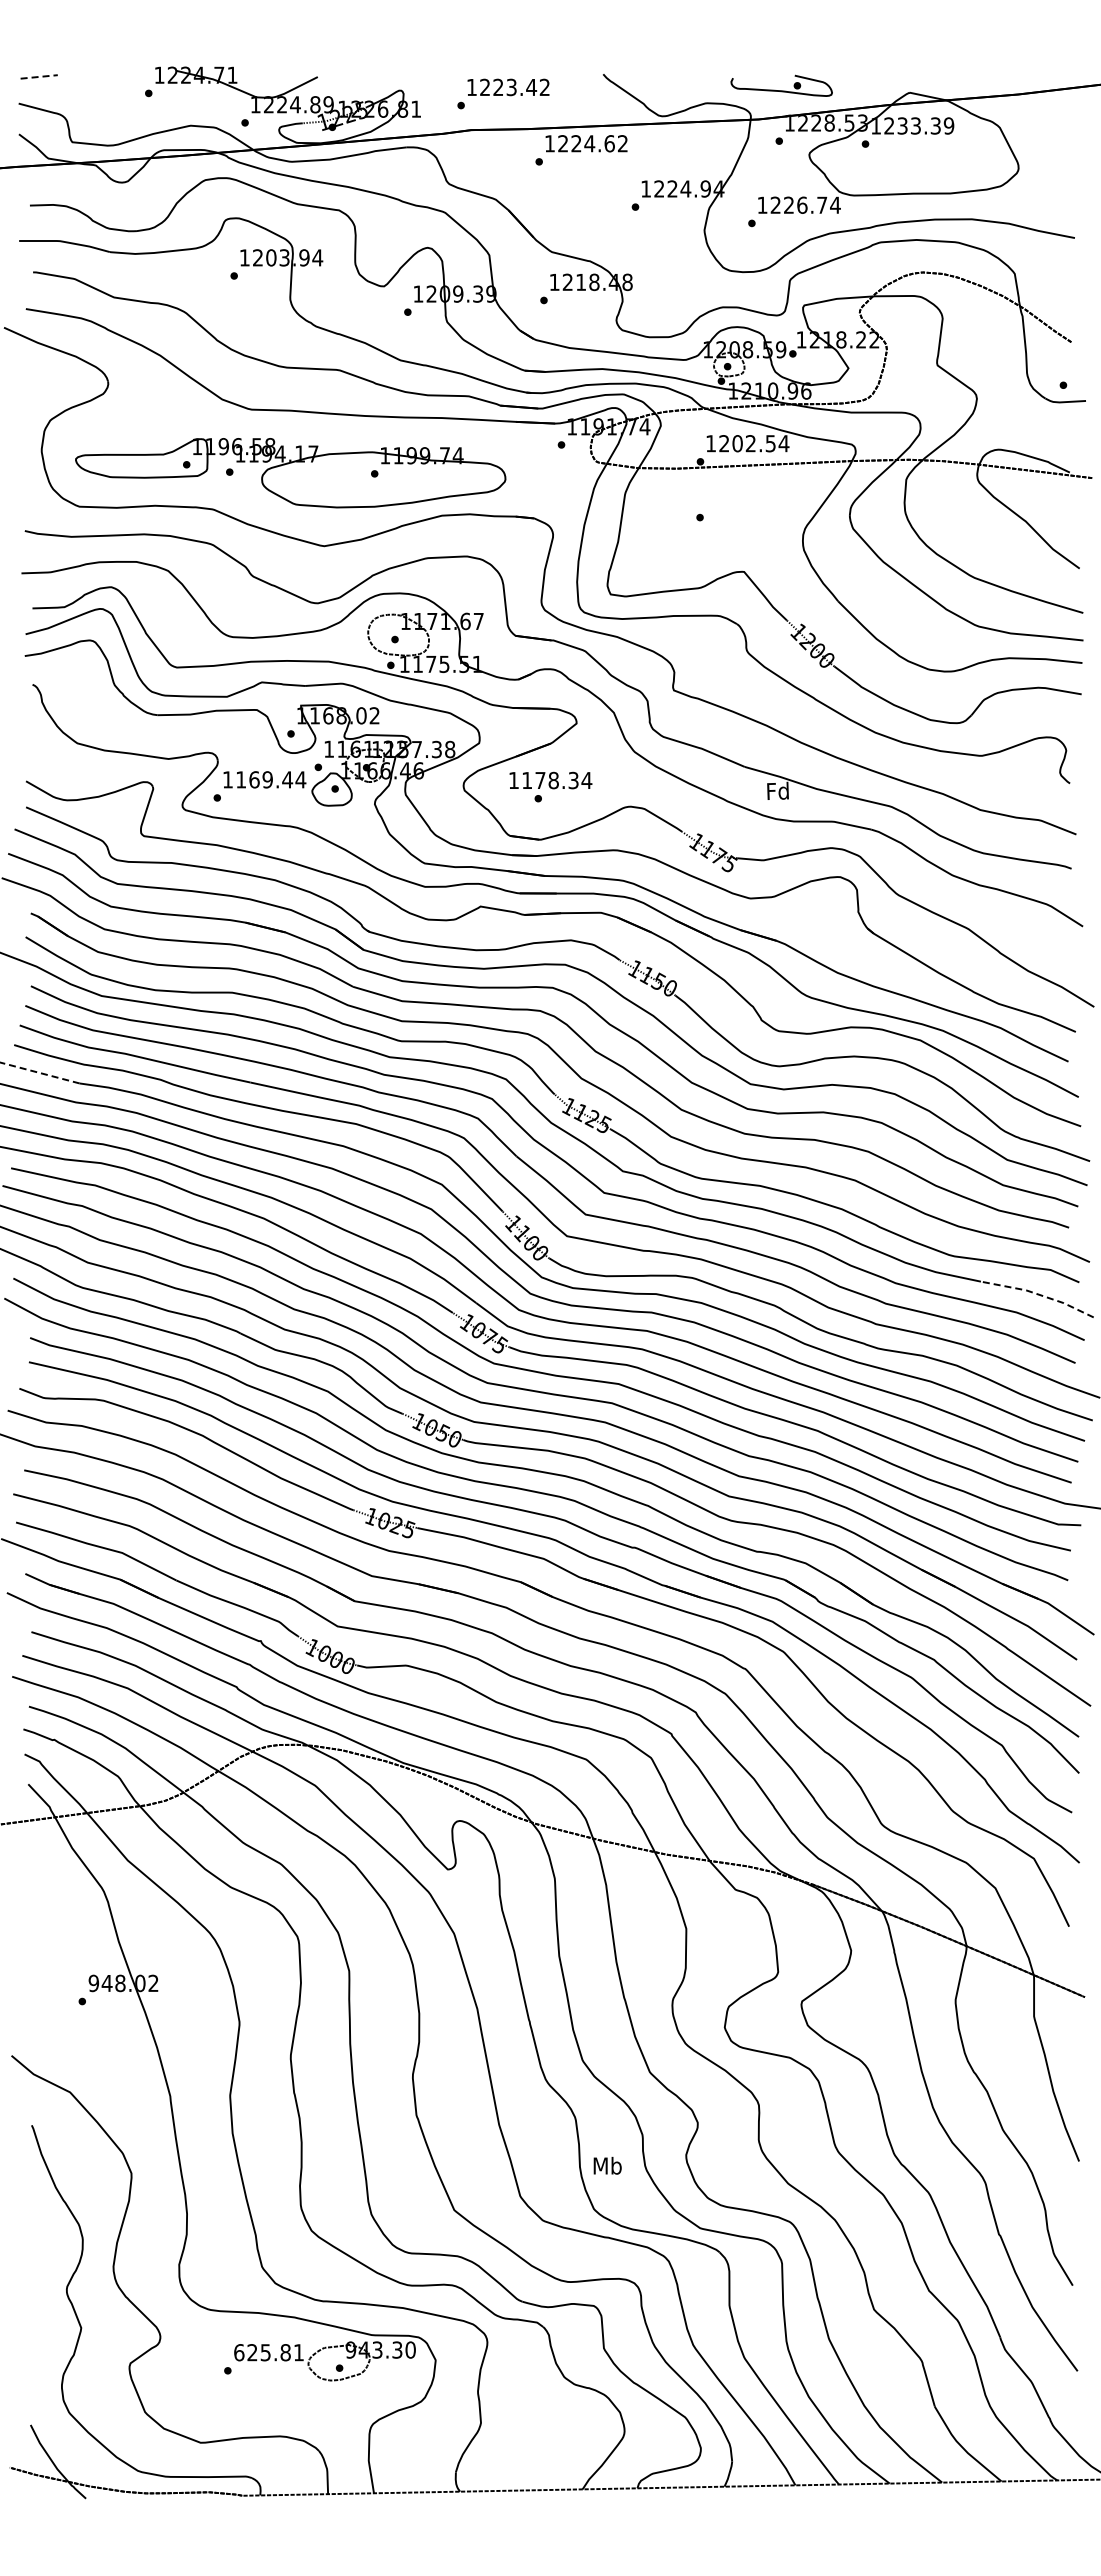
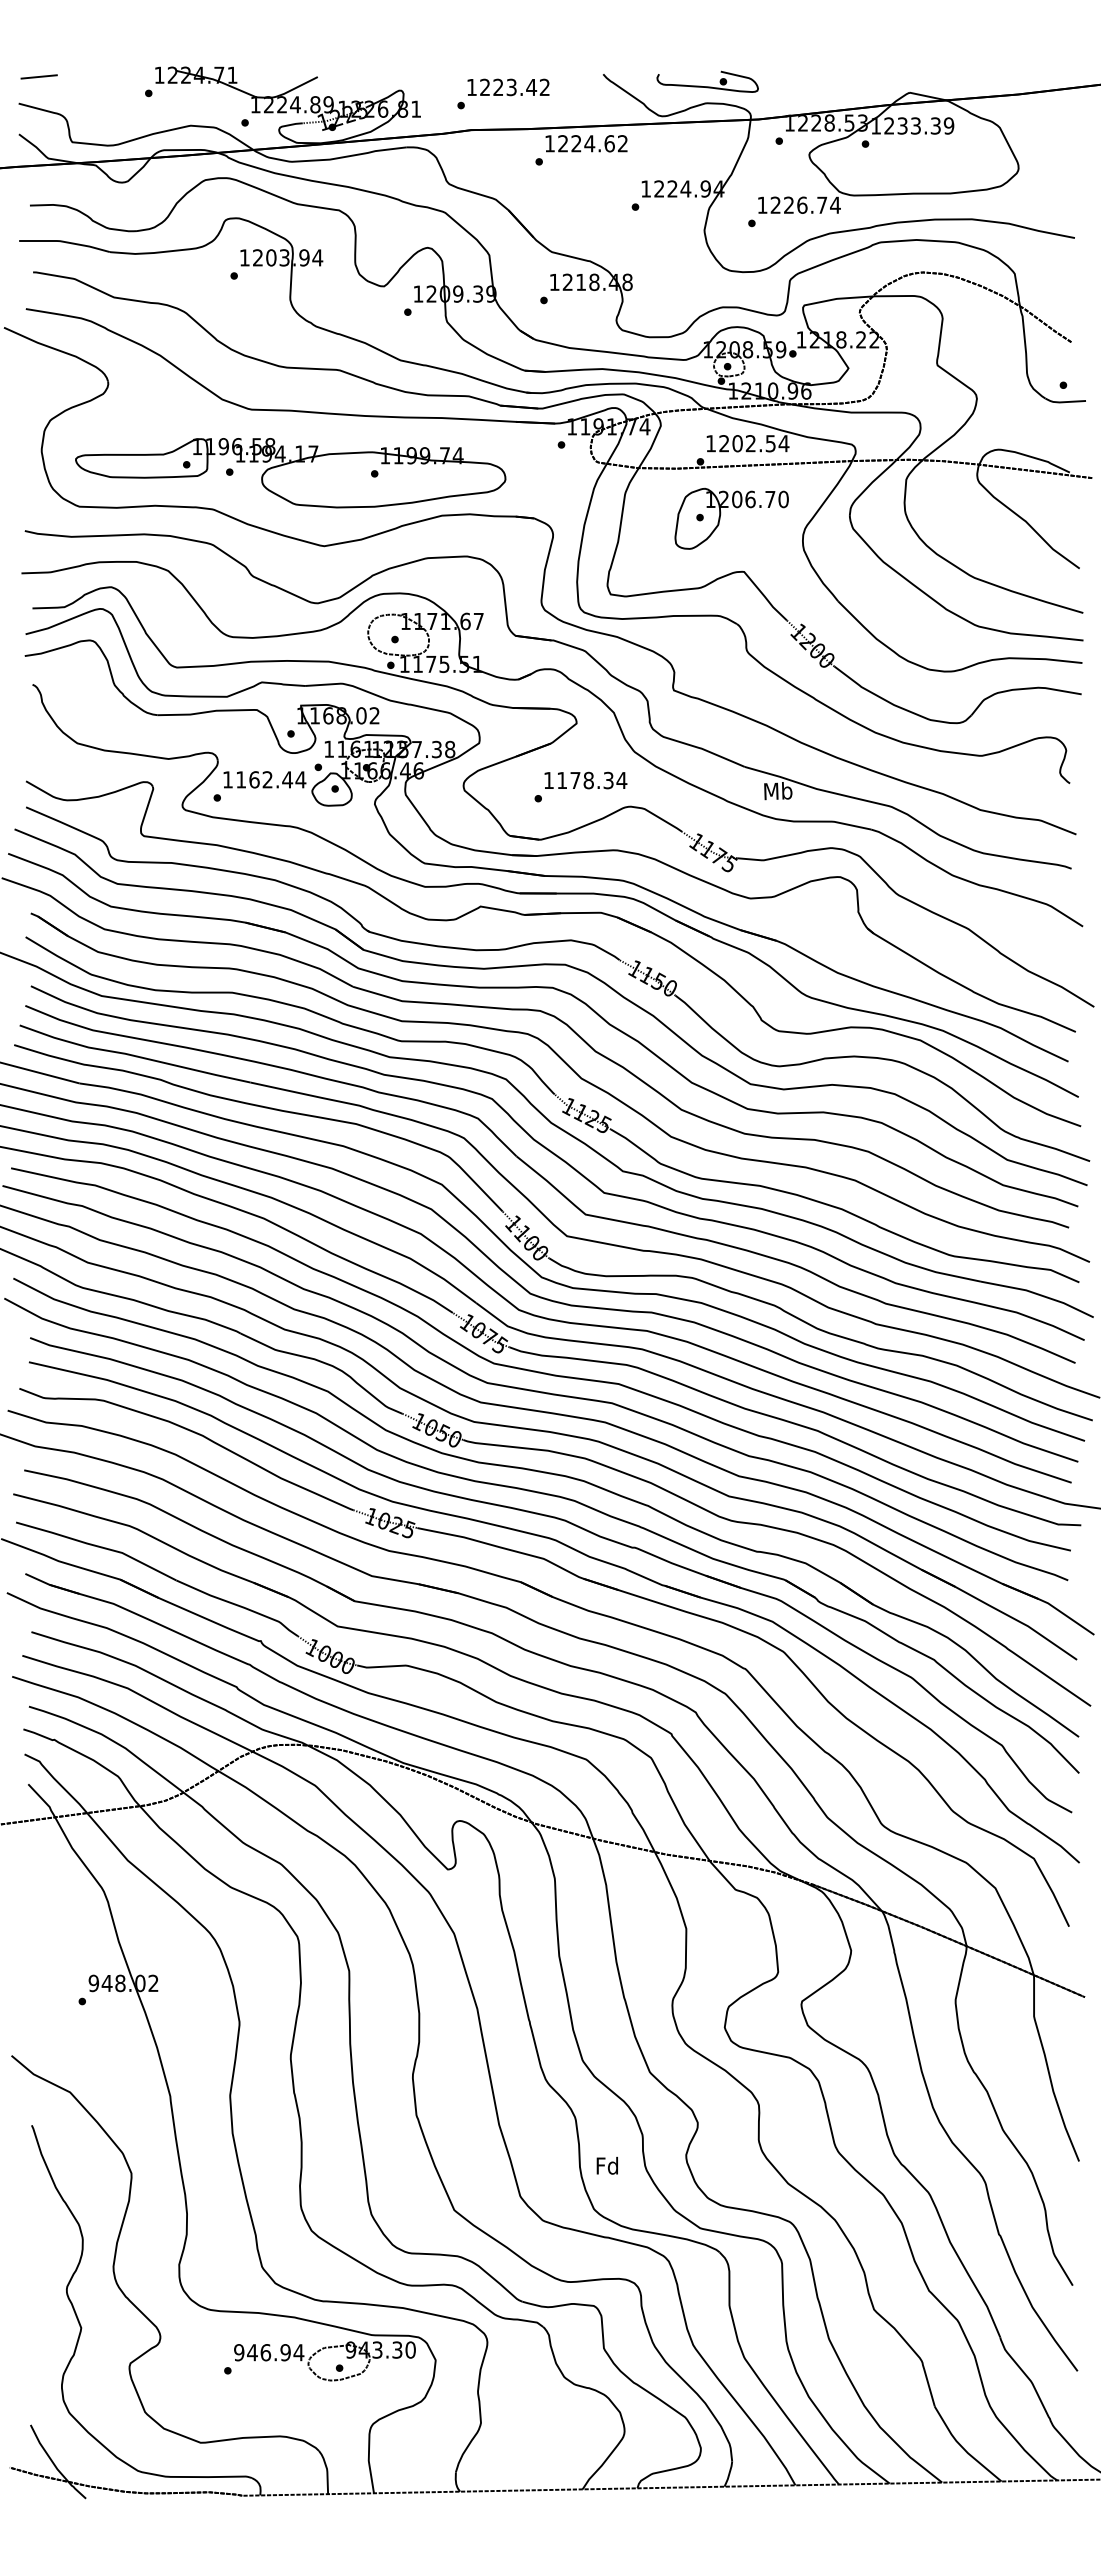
line: dashed -> solid (39, 76)
part position: (781, 85) -> (707, 81) (707, 81)
part: none -> present (721, 514)
text: 1169.44 -> 1162.44 (267, 779)
text position: (550, 780) -> (585, 780) (585, 780)
text: Fd -> Mb (778, 790)
line: dashed -> solid (39, 1072)
line: dashed -> solid (1038, 1294)
text: Mb -> Fd (607, 2165)
text: 625.81 -> 946.94 (269, 2352)
